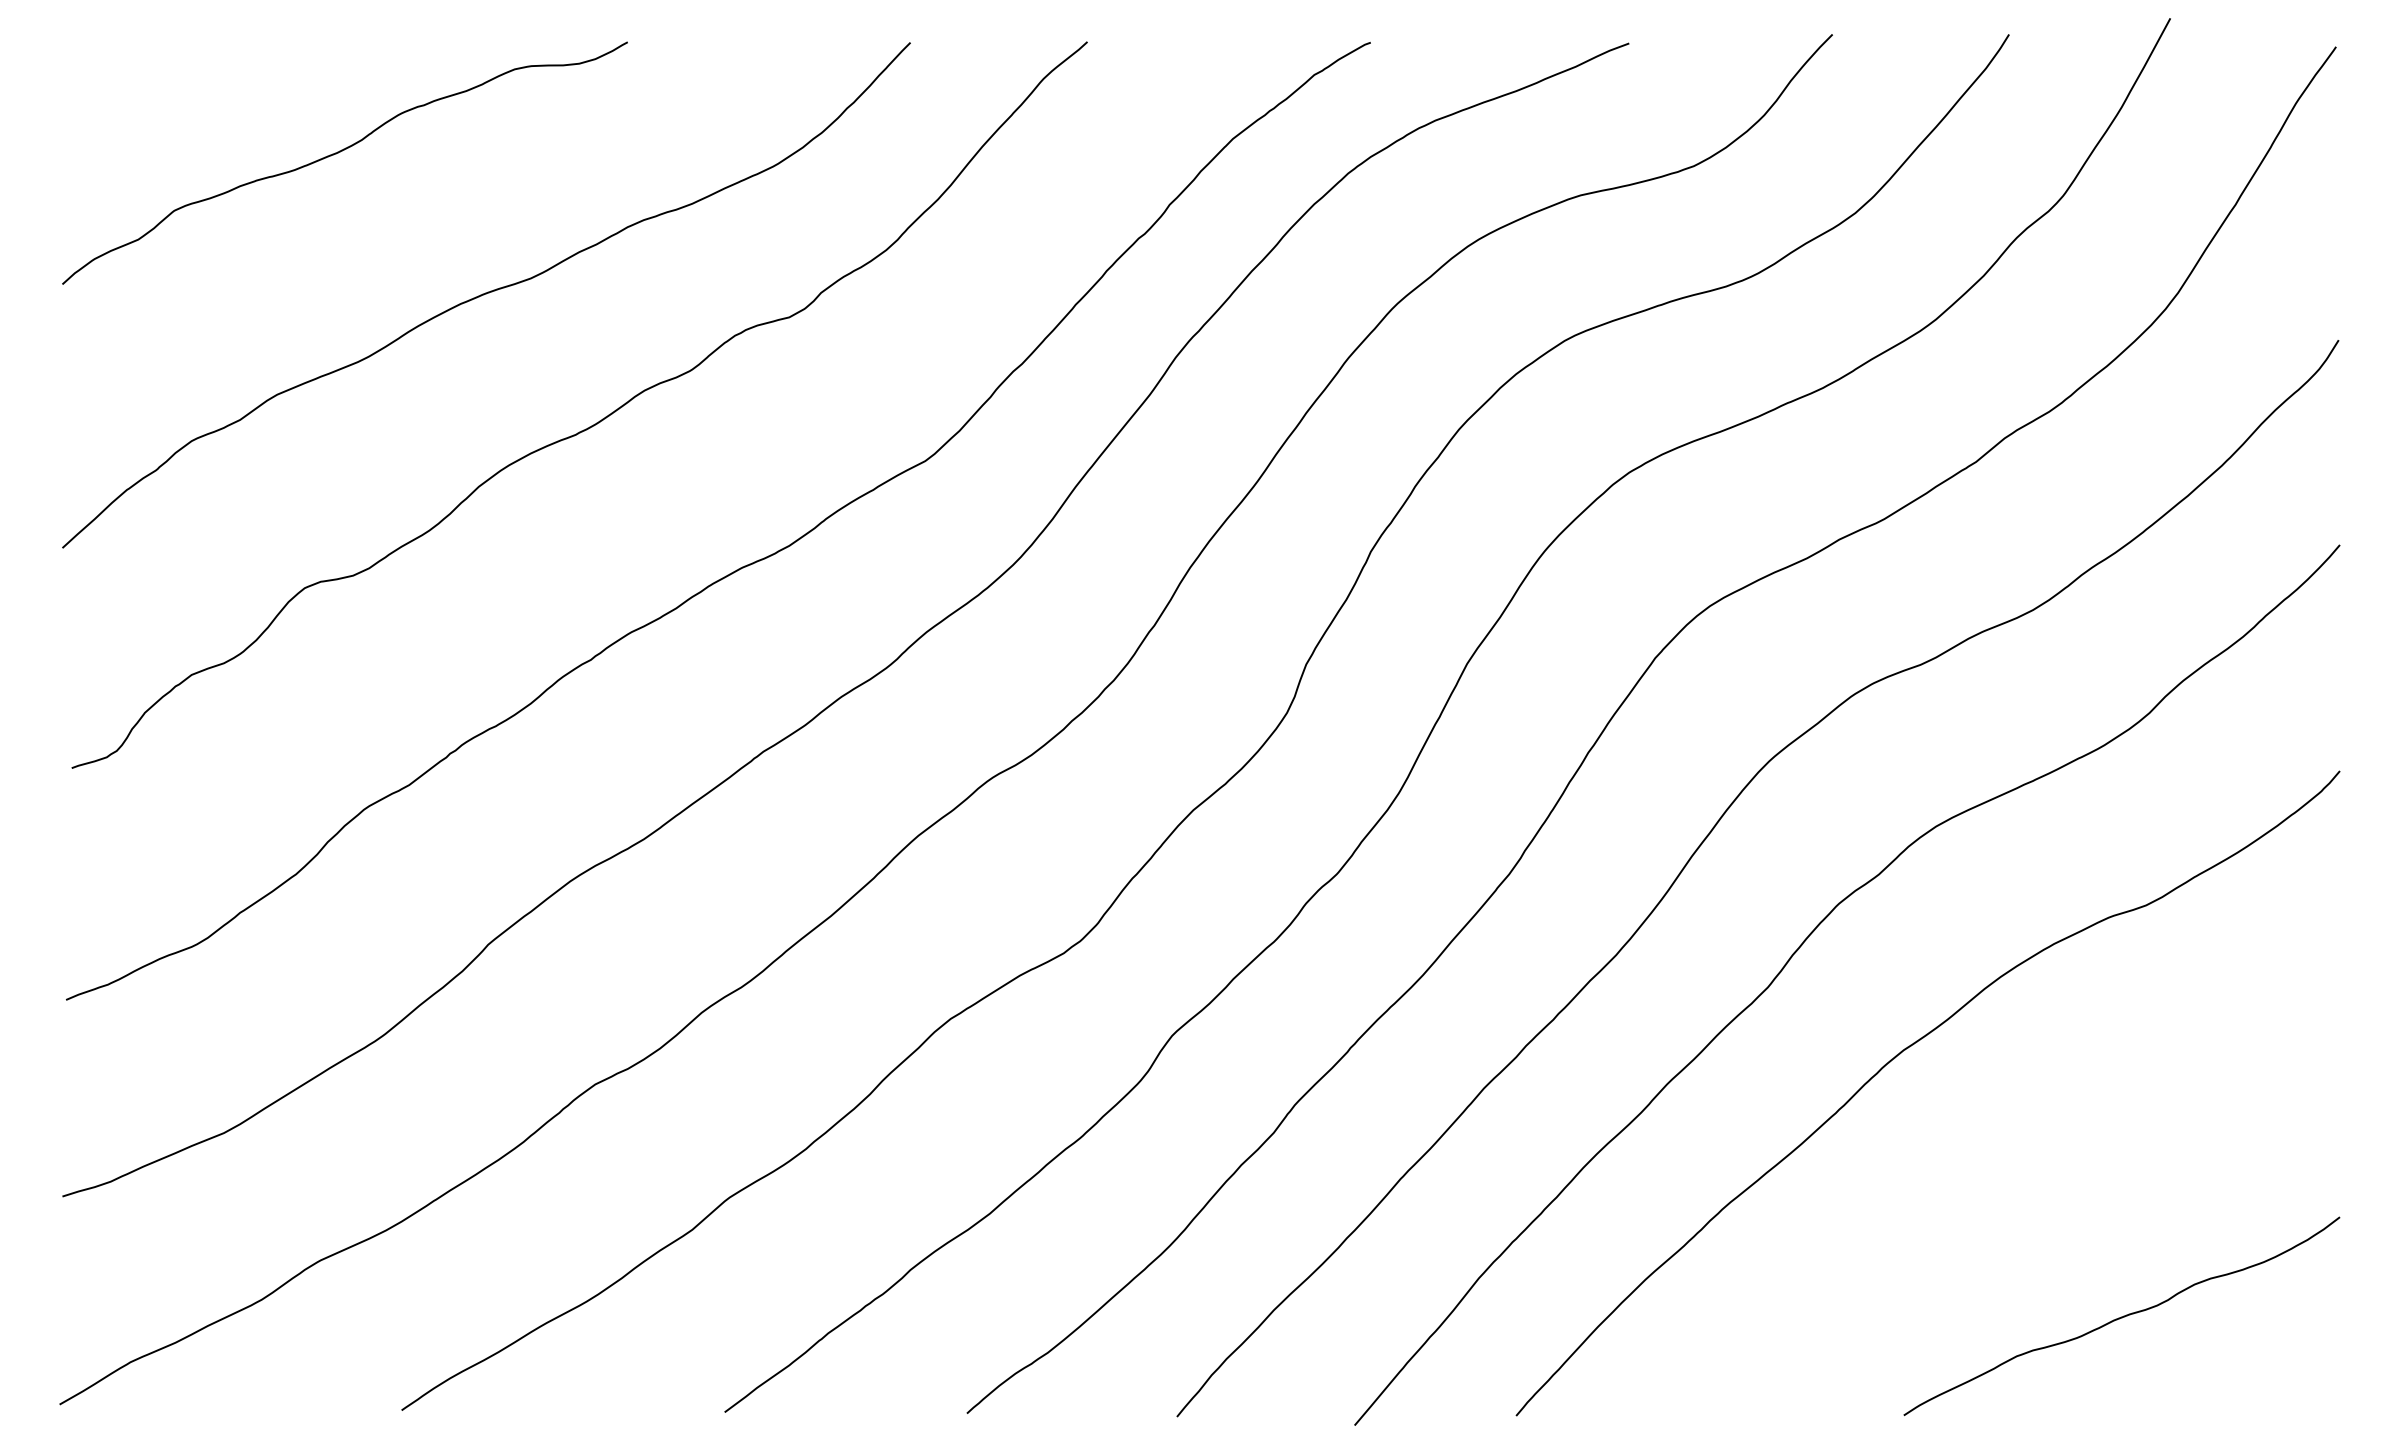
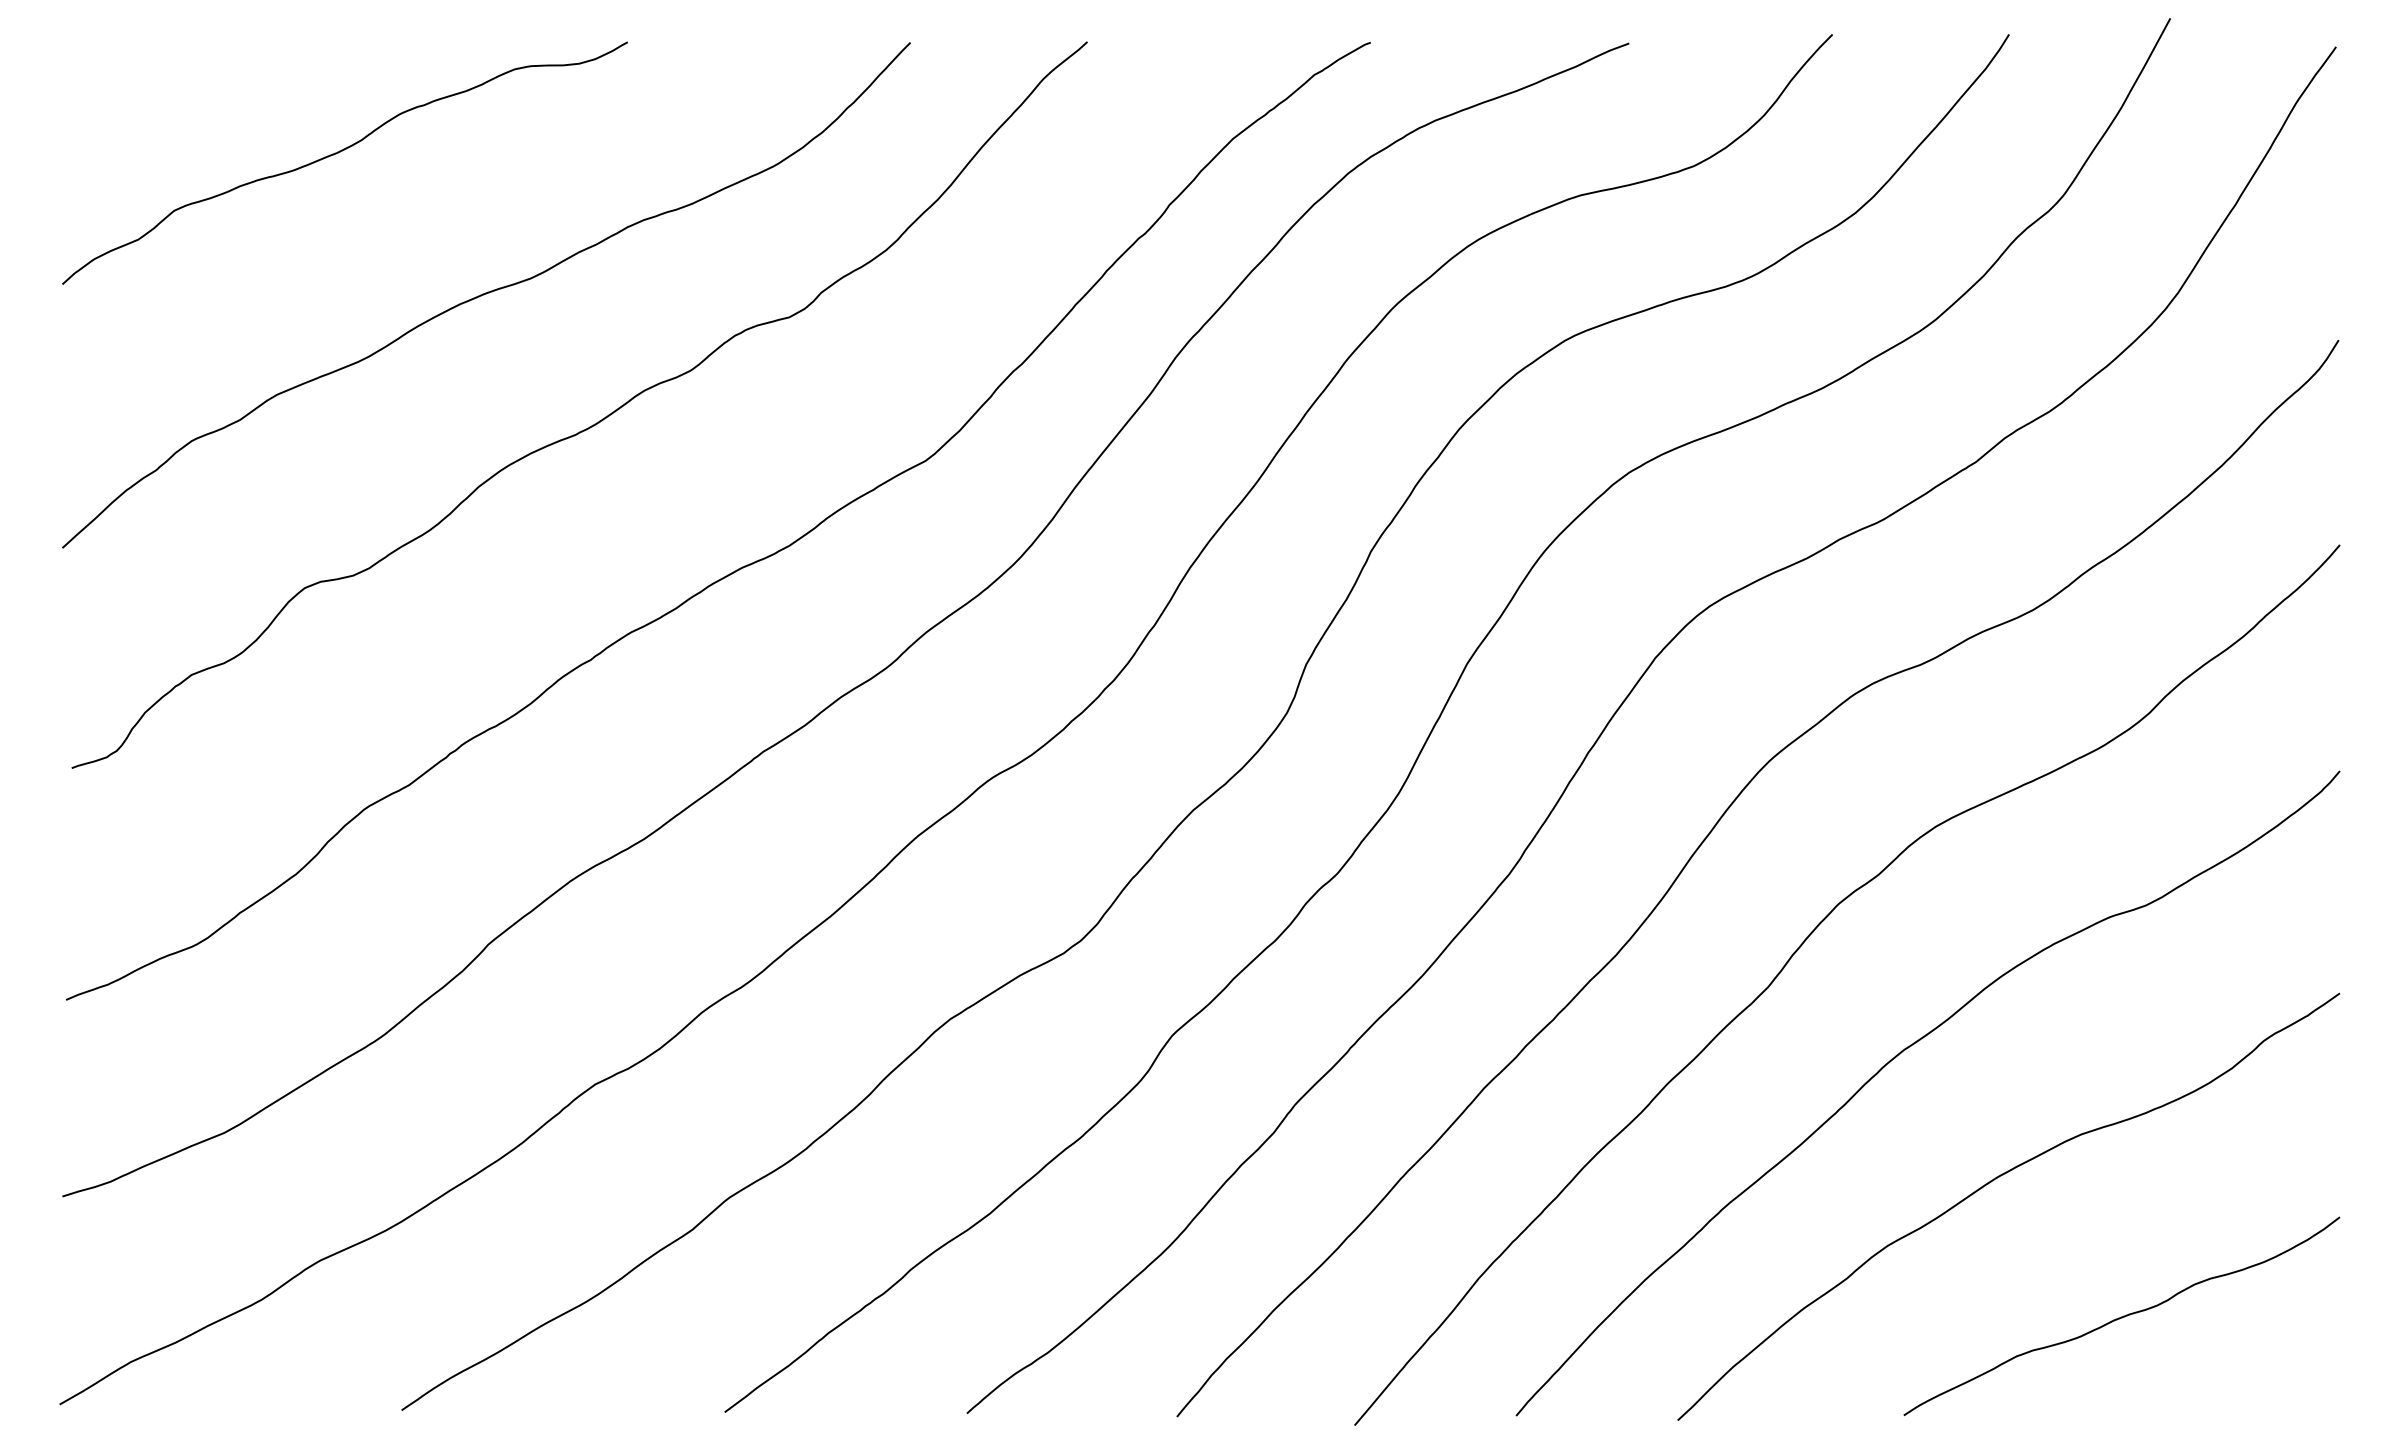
curve: none -> present (1991, 1182)
